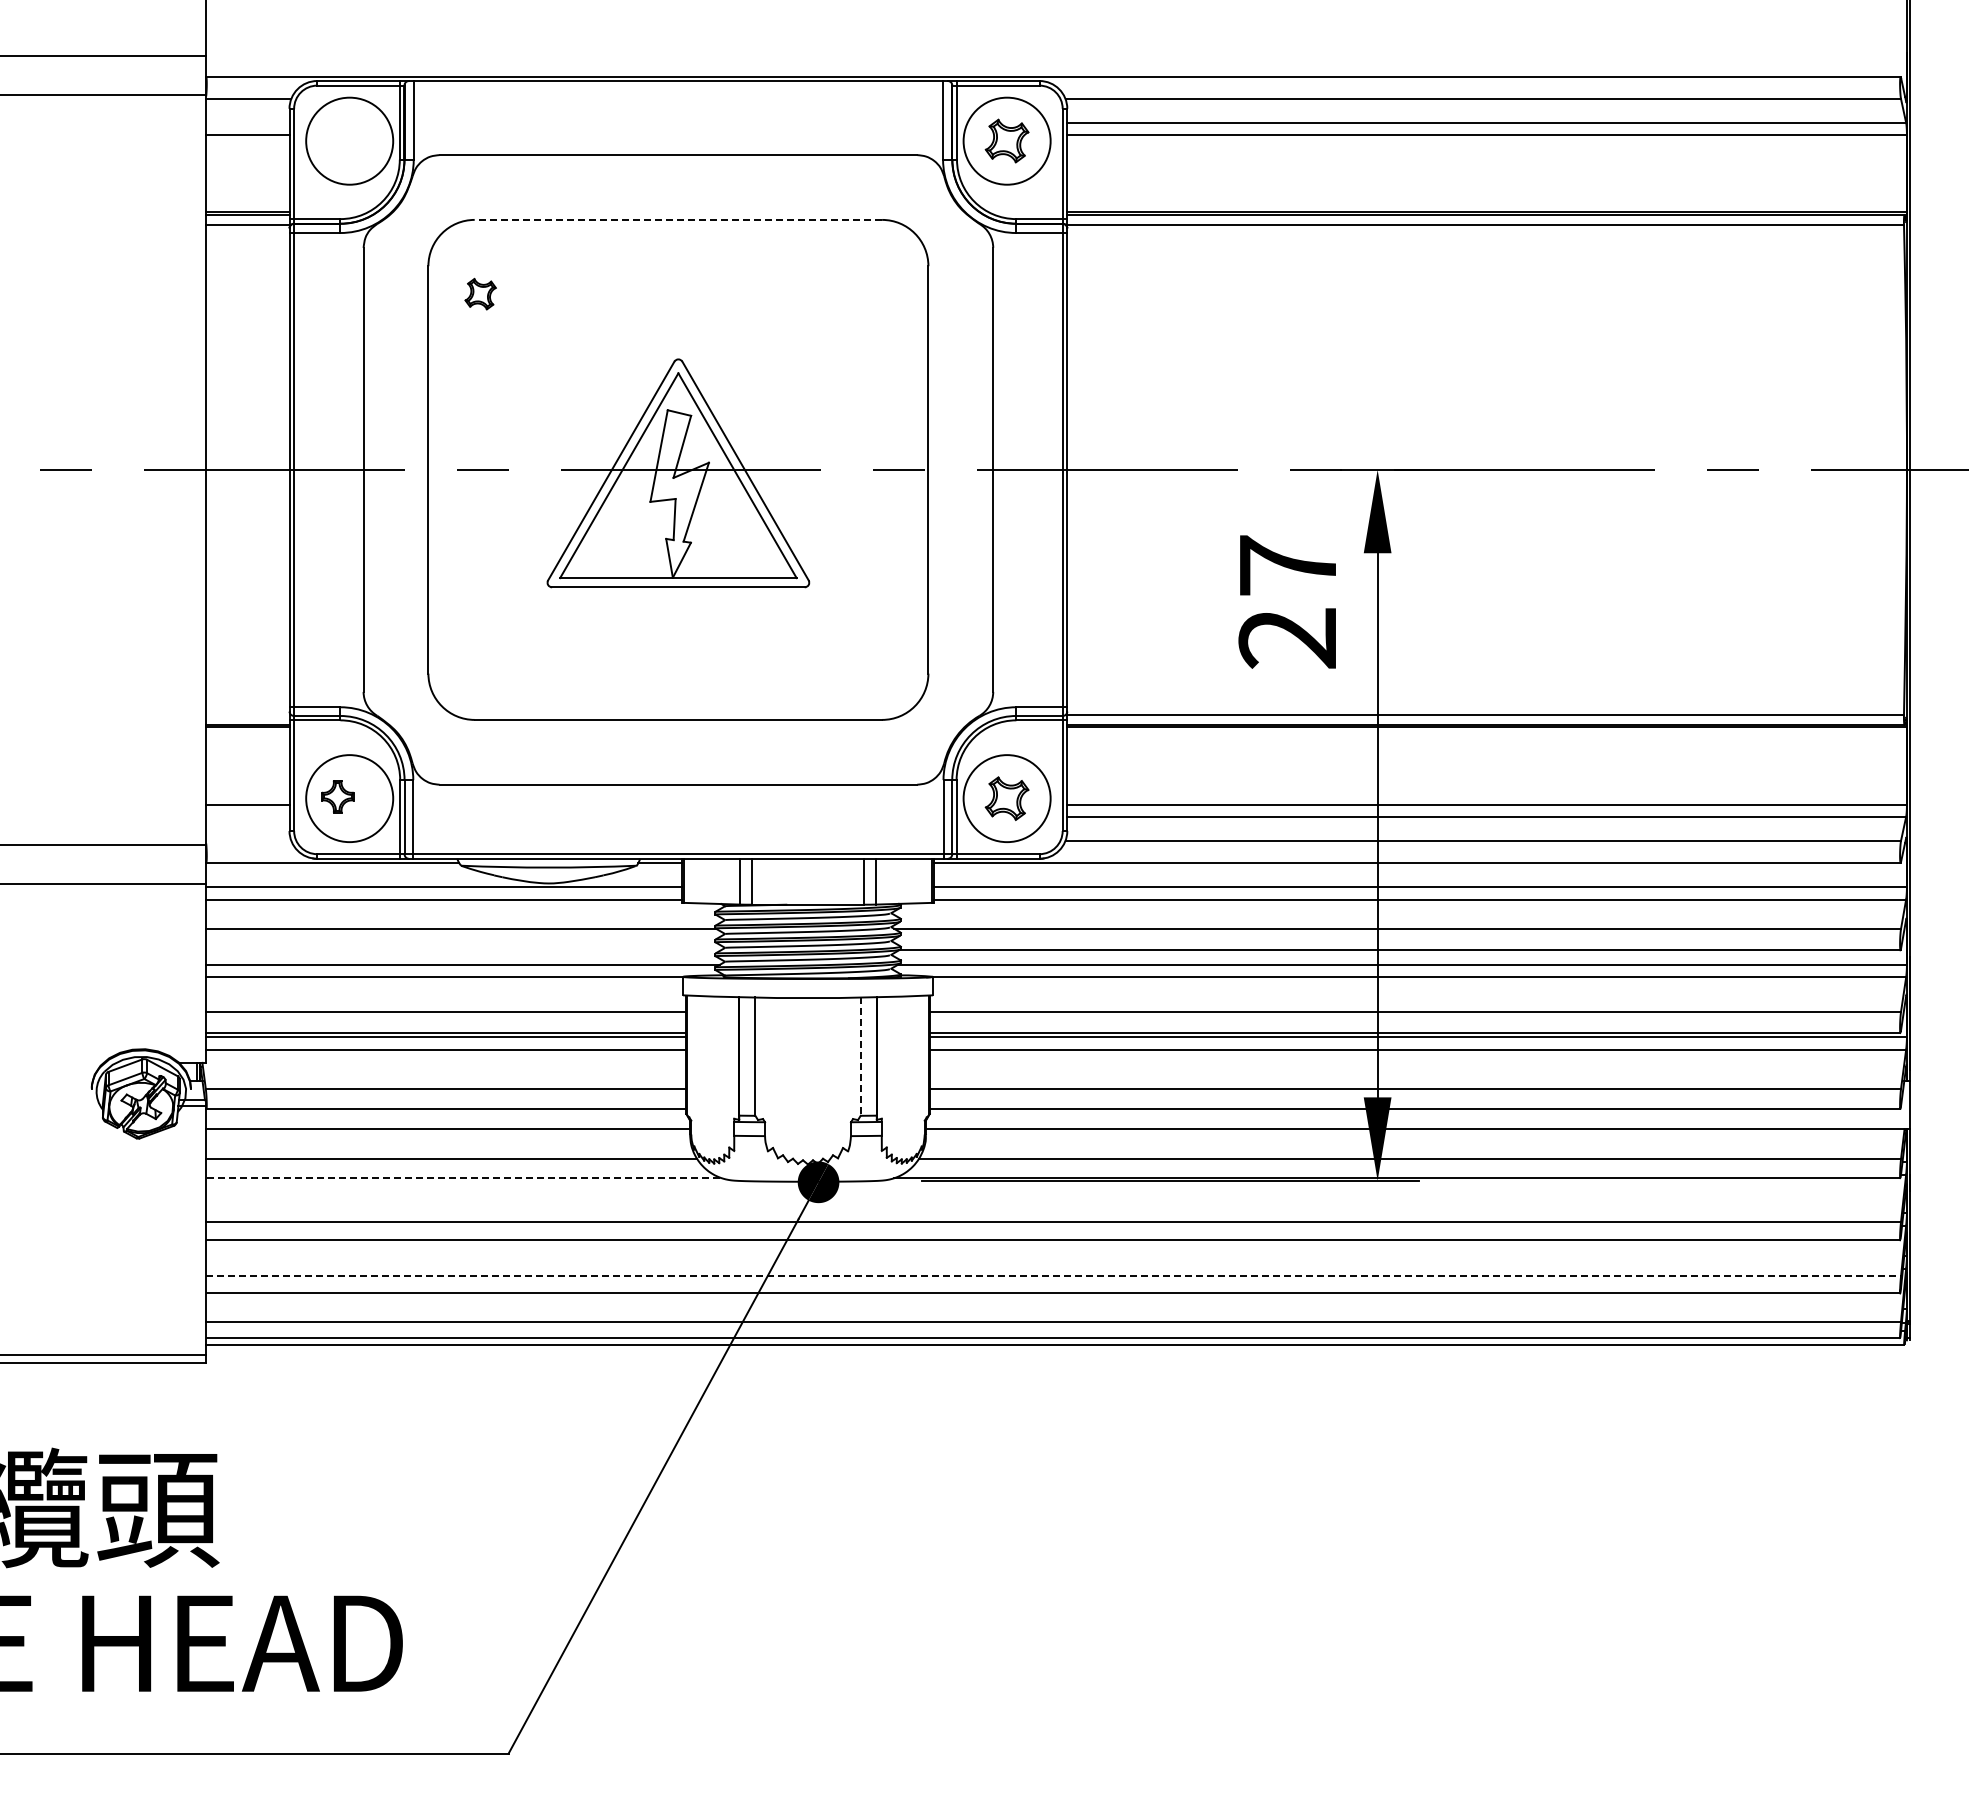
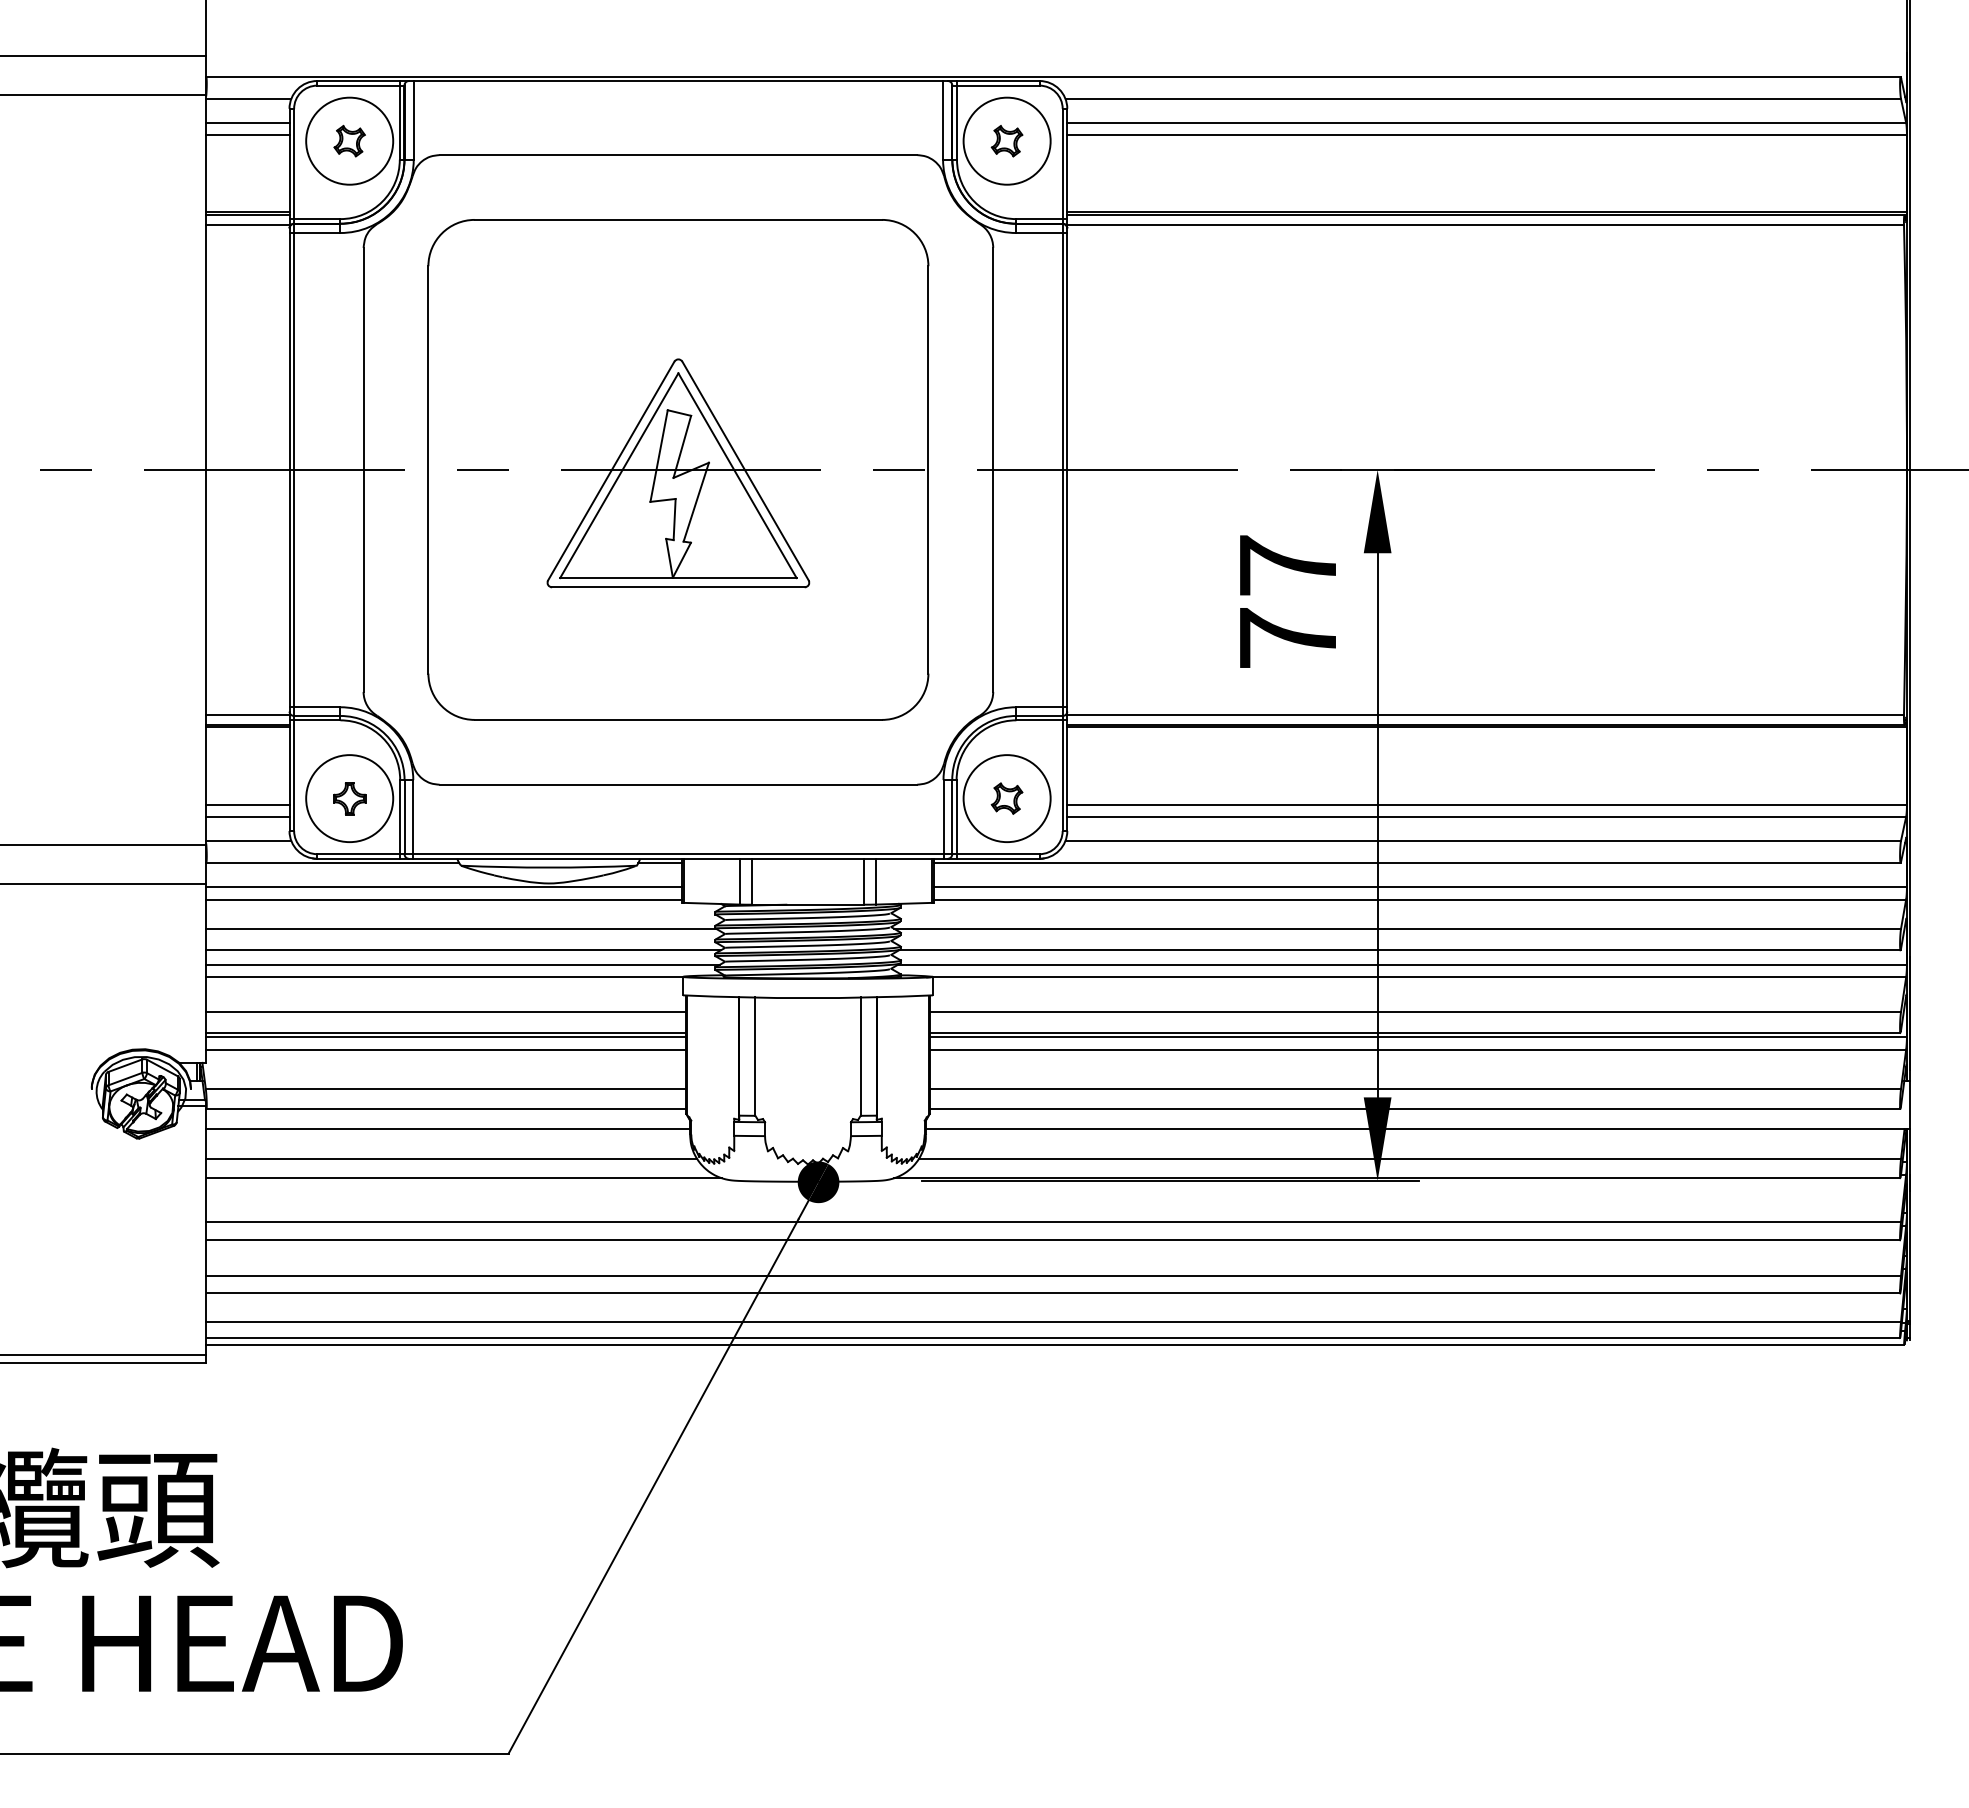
line: none -> present (247, 122)
part size: 46x46 px -> 34x33 px (1006, 141)
line: dashed -> solid (678, 219)
part position: (480, 293) -> (349, 140) (349, 140)
text: 27 -> 77 (1286, 638)
line: none -> present (247, 715)
part position: (337, 796) -> (349, 798) (349, 798)
part size: 46x45 px -> 34x33 px (1006, 798)
line: none -> present (247, 817)
line: none -> present (248, 840)
line: none -> present (463, 950)
line: dashed -> solid (860, 1057)
line: dashed -> solid (464, 1178)
line: dashed -> solid (1054, 1276)
